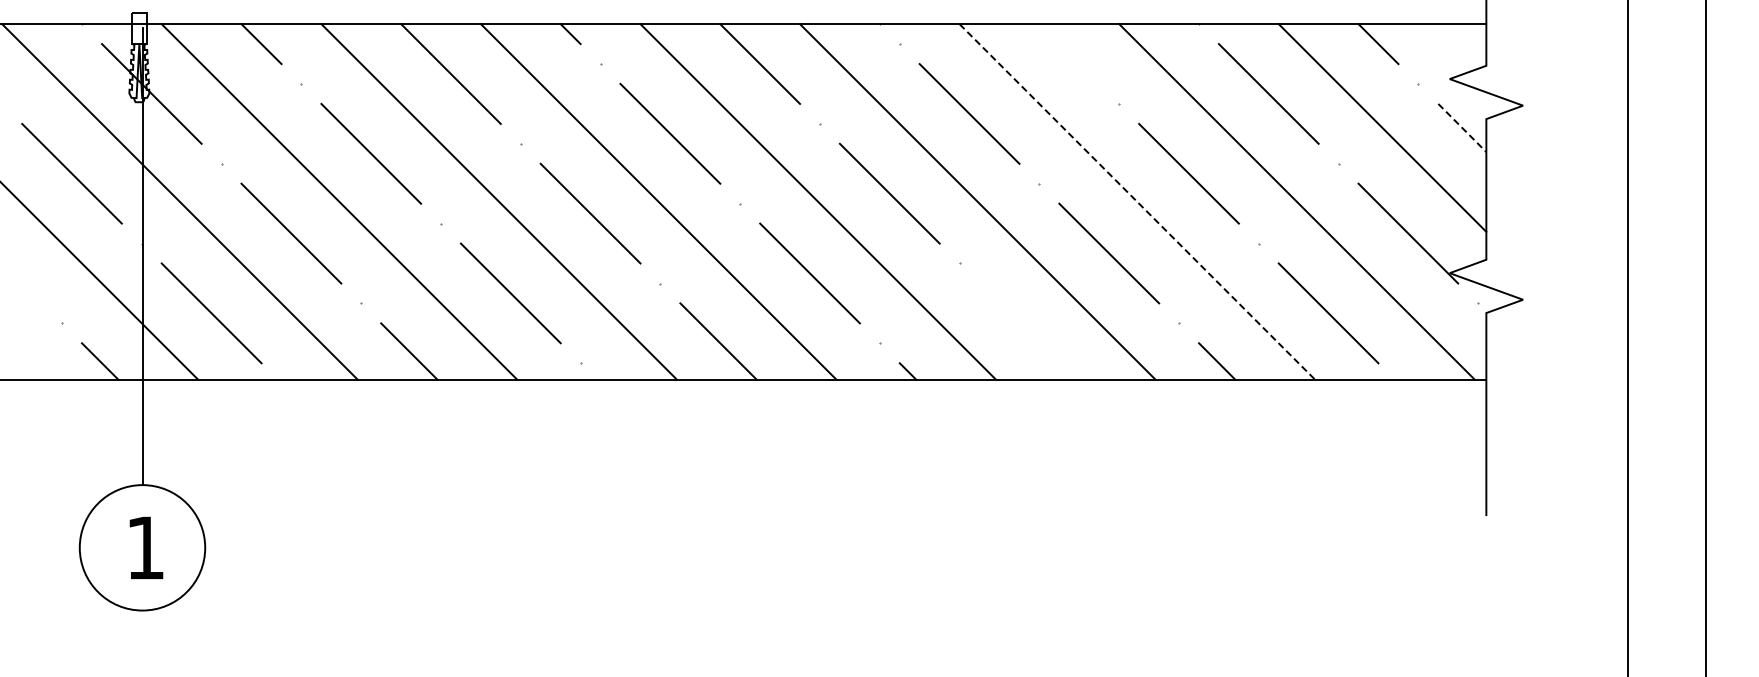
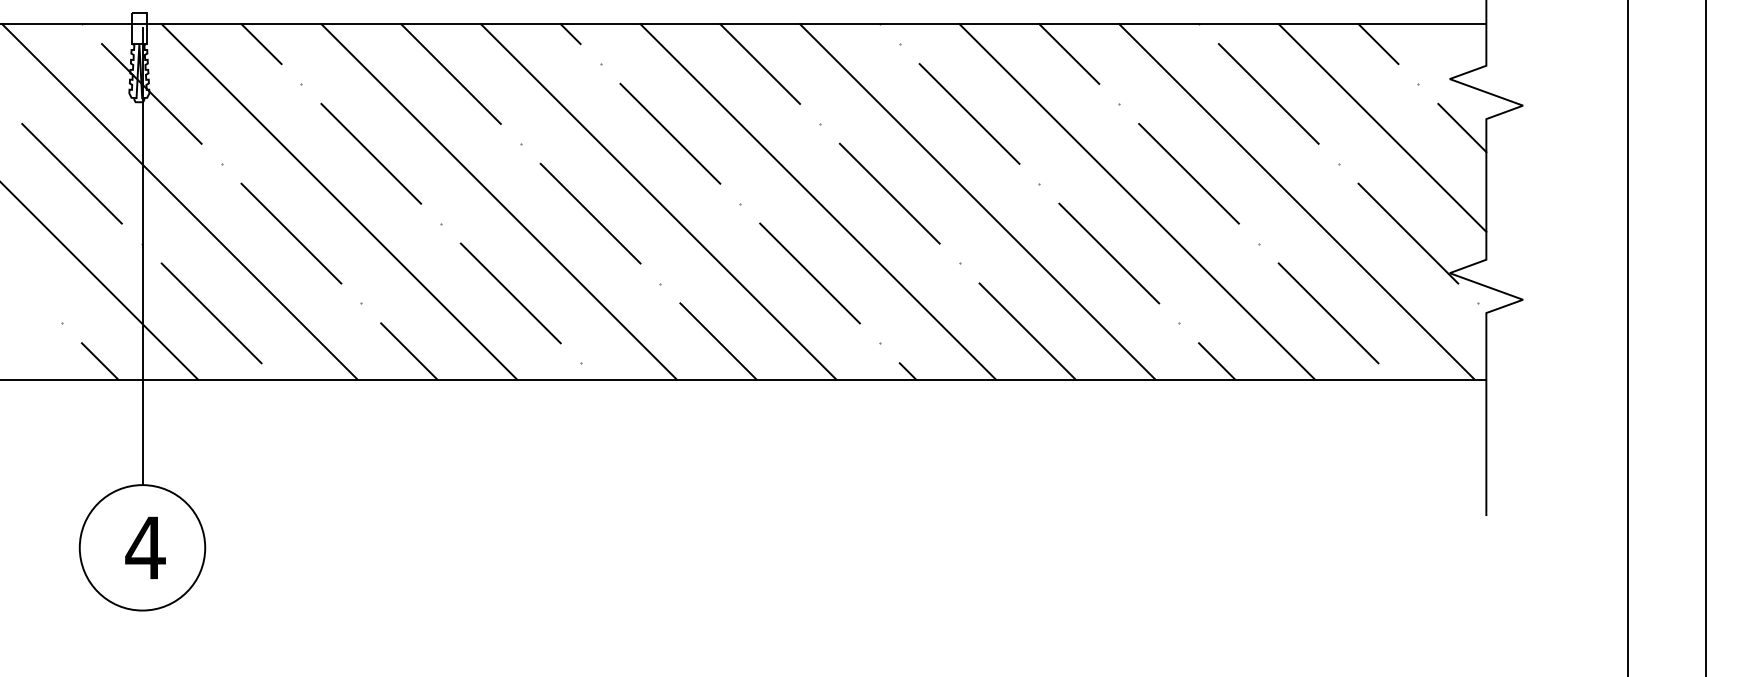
line: none -> present (1069, 53)
line: dashed -> solid (1462, 128)
line: dashed -> solid (1137, 202)
line: none -> present (1027, 331)
text: 1 -> 4 (145, 547)
